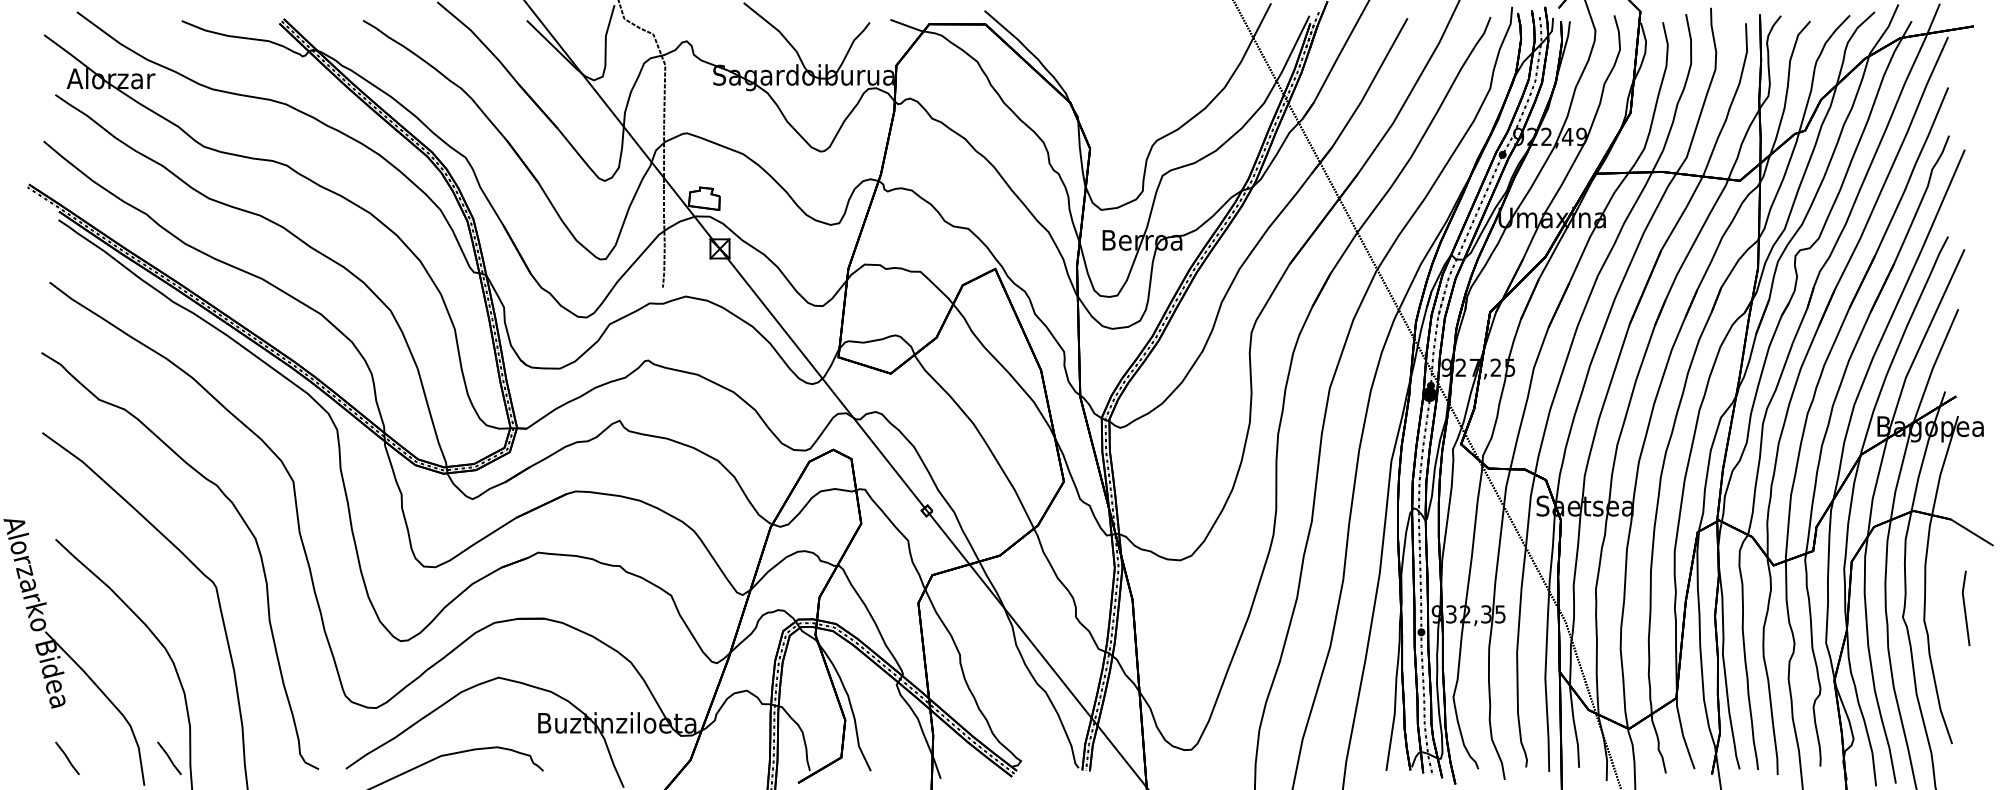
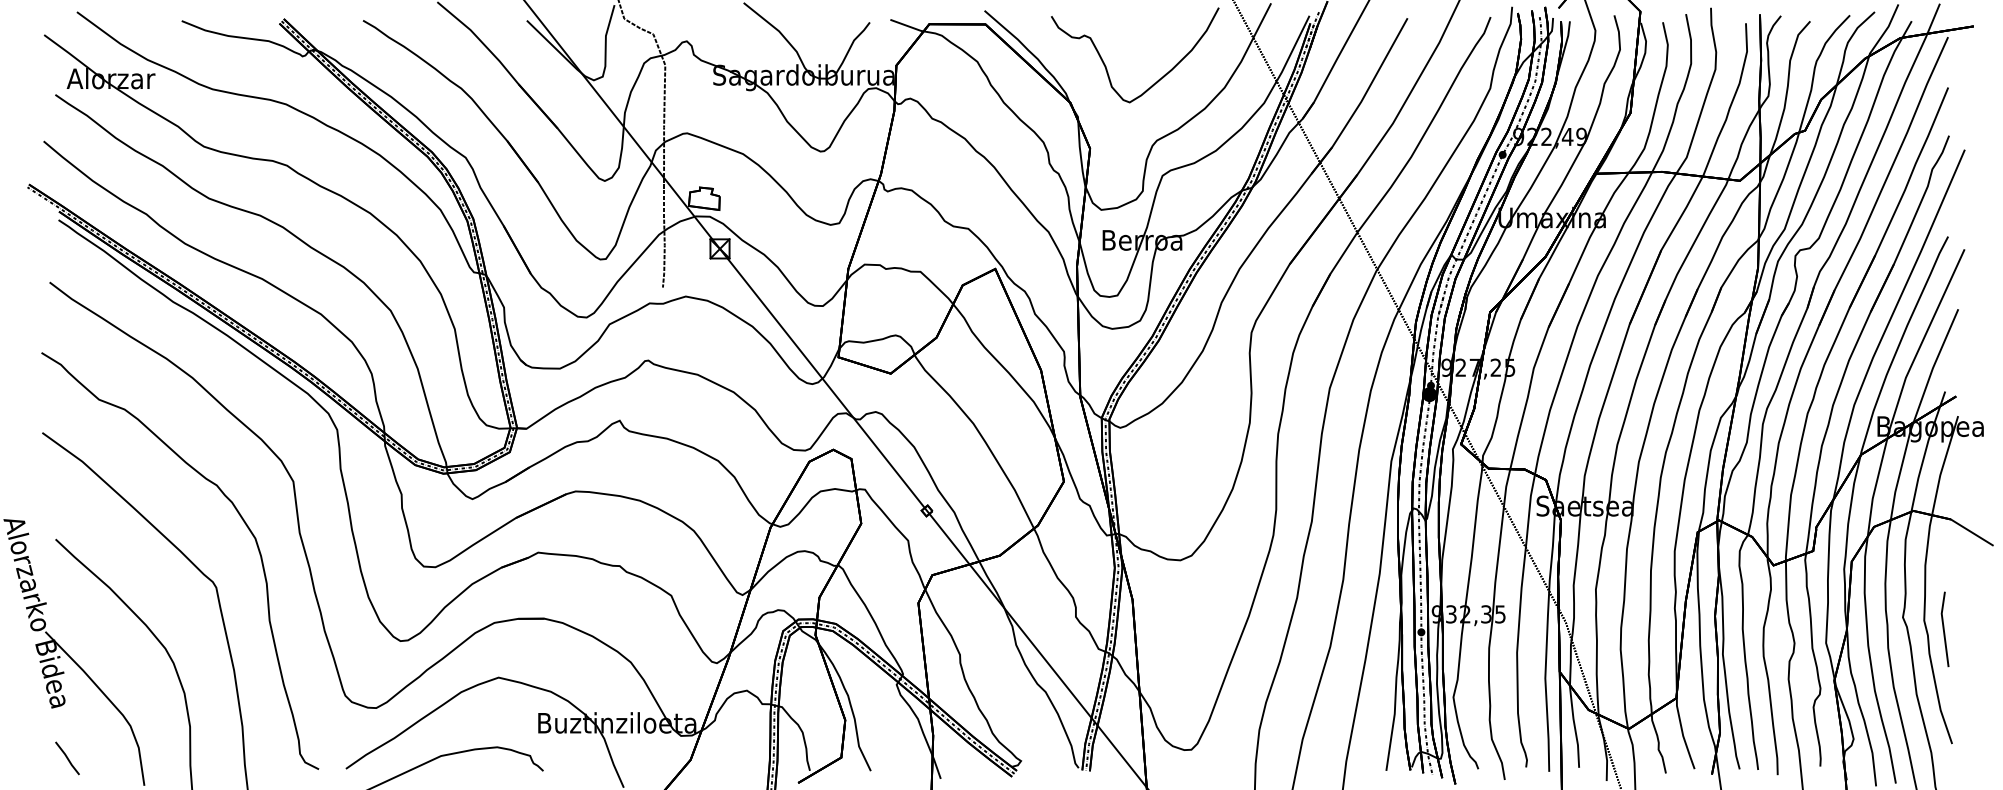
curve: none -> present (1106, 66)
line position: (1965, 608) -> (1944, 629) (1944, 629)
line: present -> none (169, 758)
